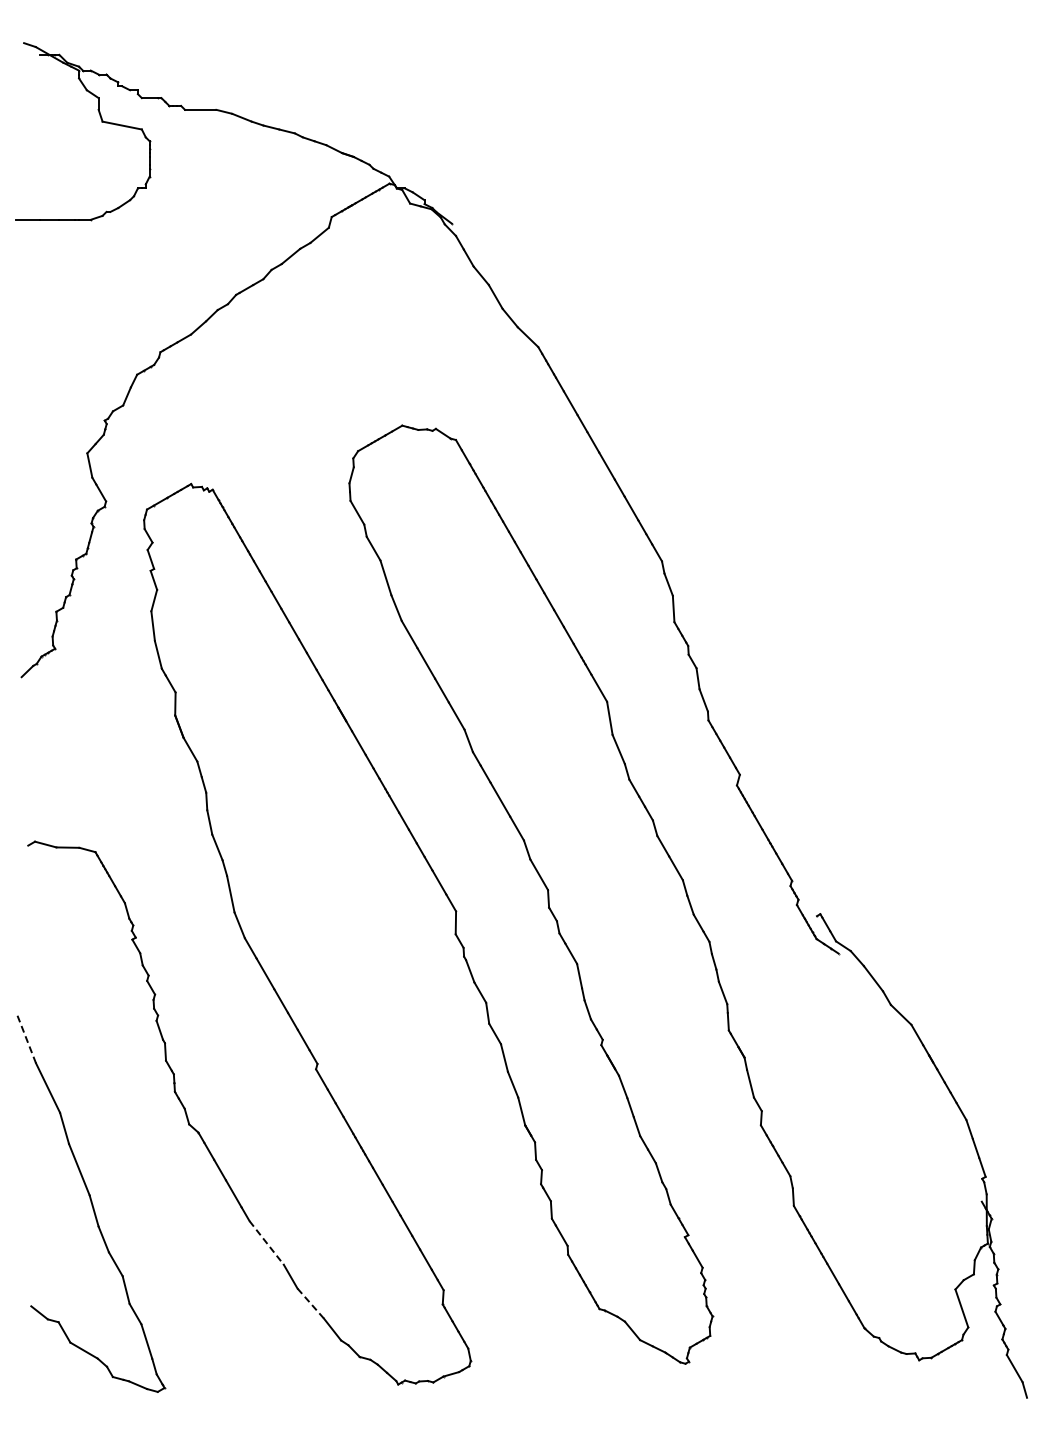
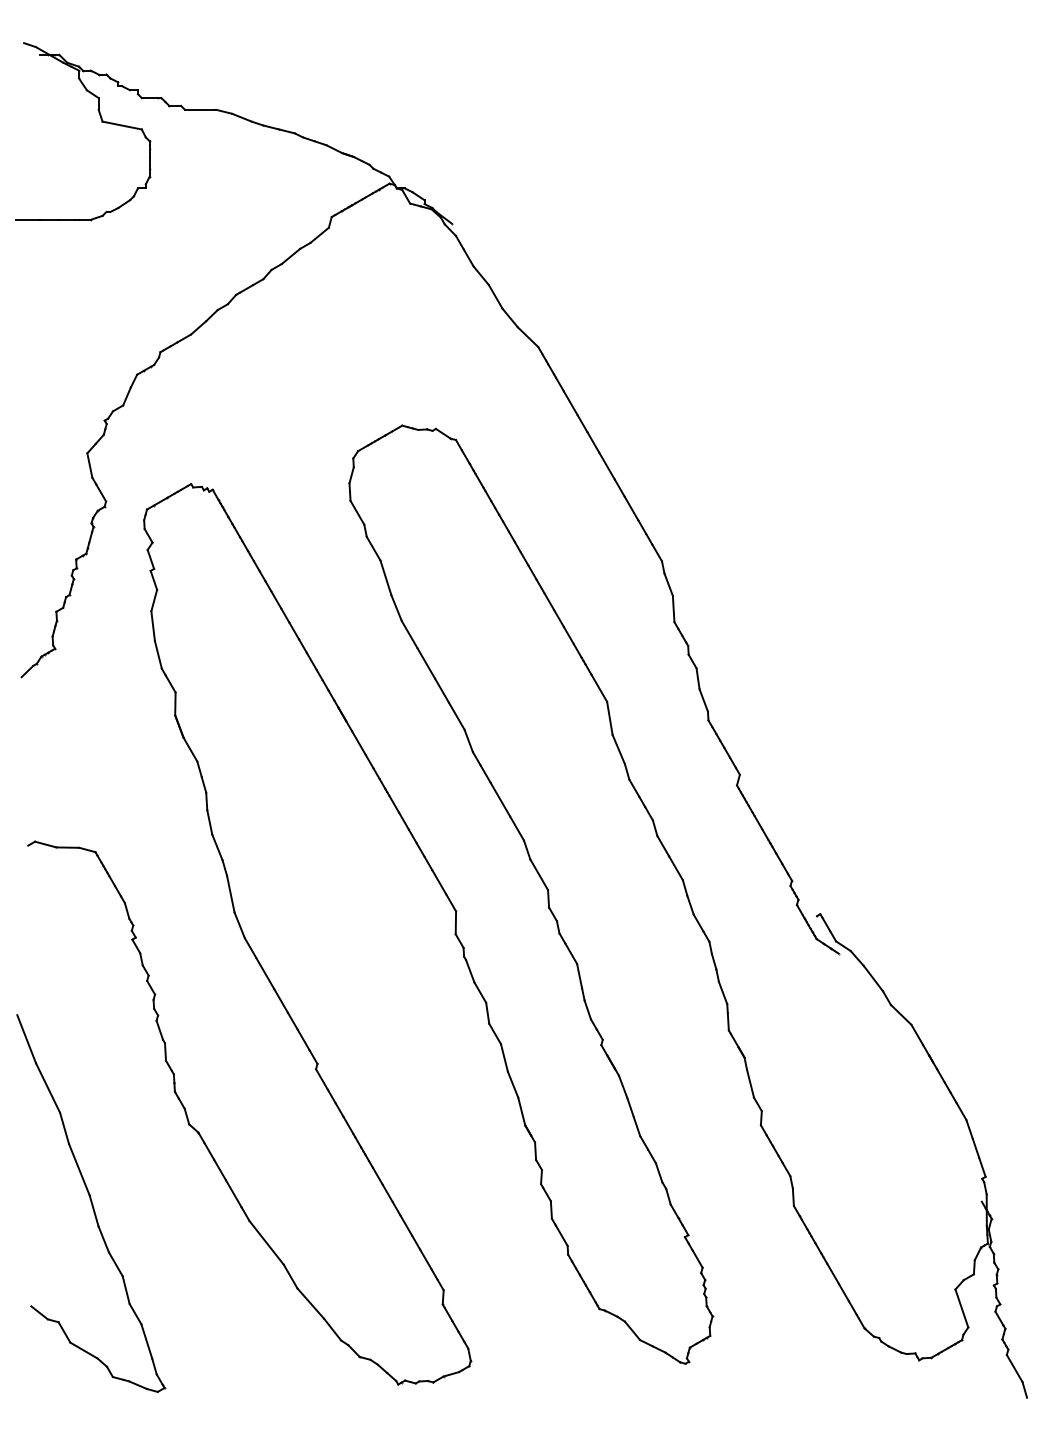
line: dashed -> solid (26, 1039)
line: dashed -> solid (266, 1242)
line: dashed -> solid (311, 1303)
